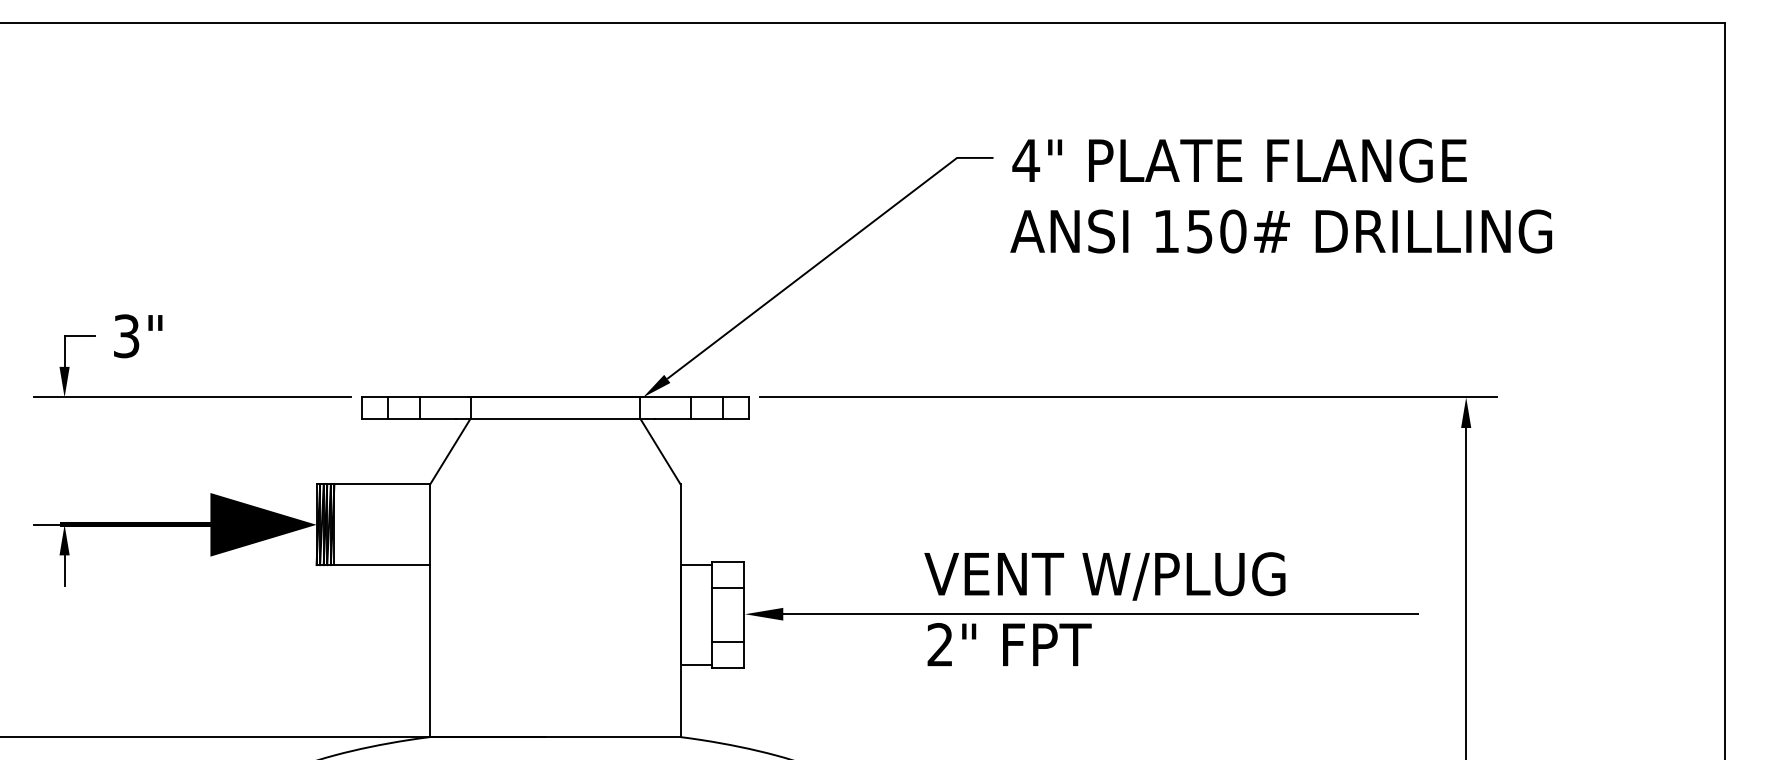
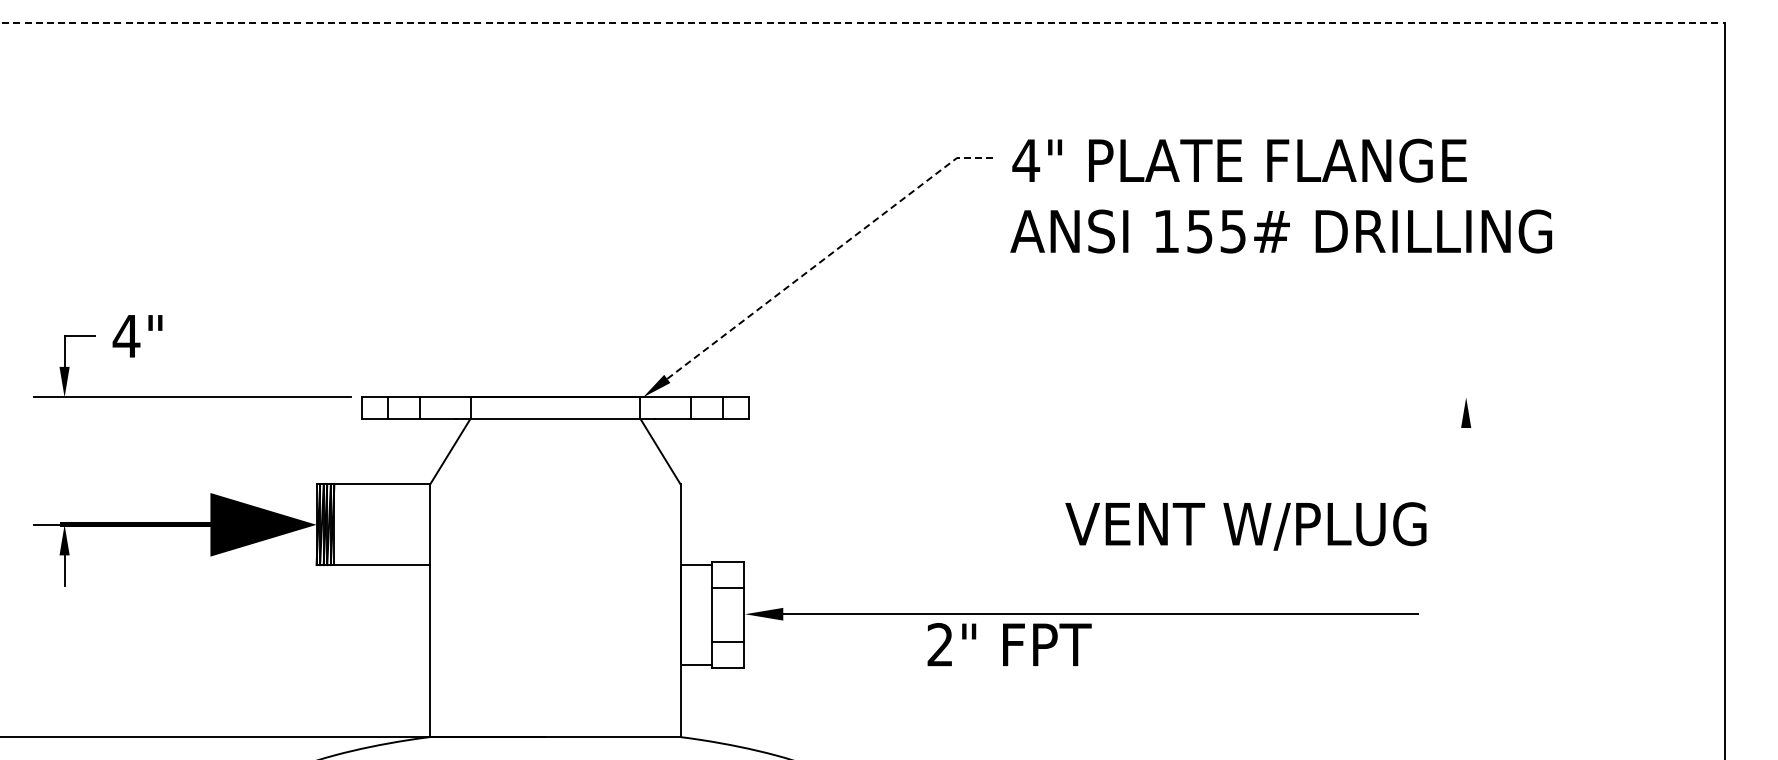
line: solid -> dashed (862, 22)
text: 150# -> 155# (1233, 231)
line: solid -> dashed (827, 256)
text: 3" -> 4" (126, 336)
line: present -> none (1127, 397)
text position: (1104, 576) -> (1245, 526) (1245, 526)
line: present -> none (1466, 592)
